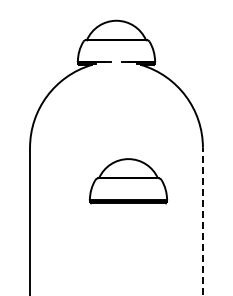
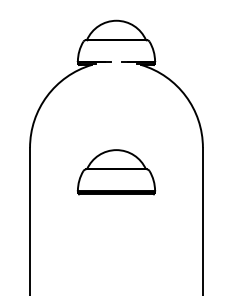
part position: (128, 181) -> (116, 172) (116, 172)
line: dashed -> solid (202, 221)
